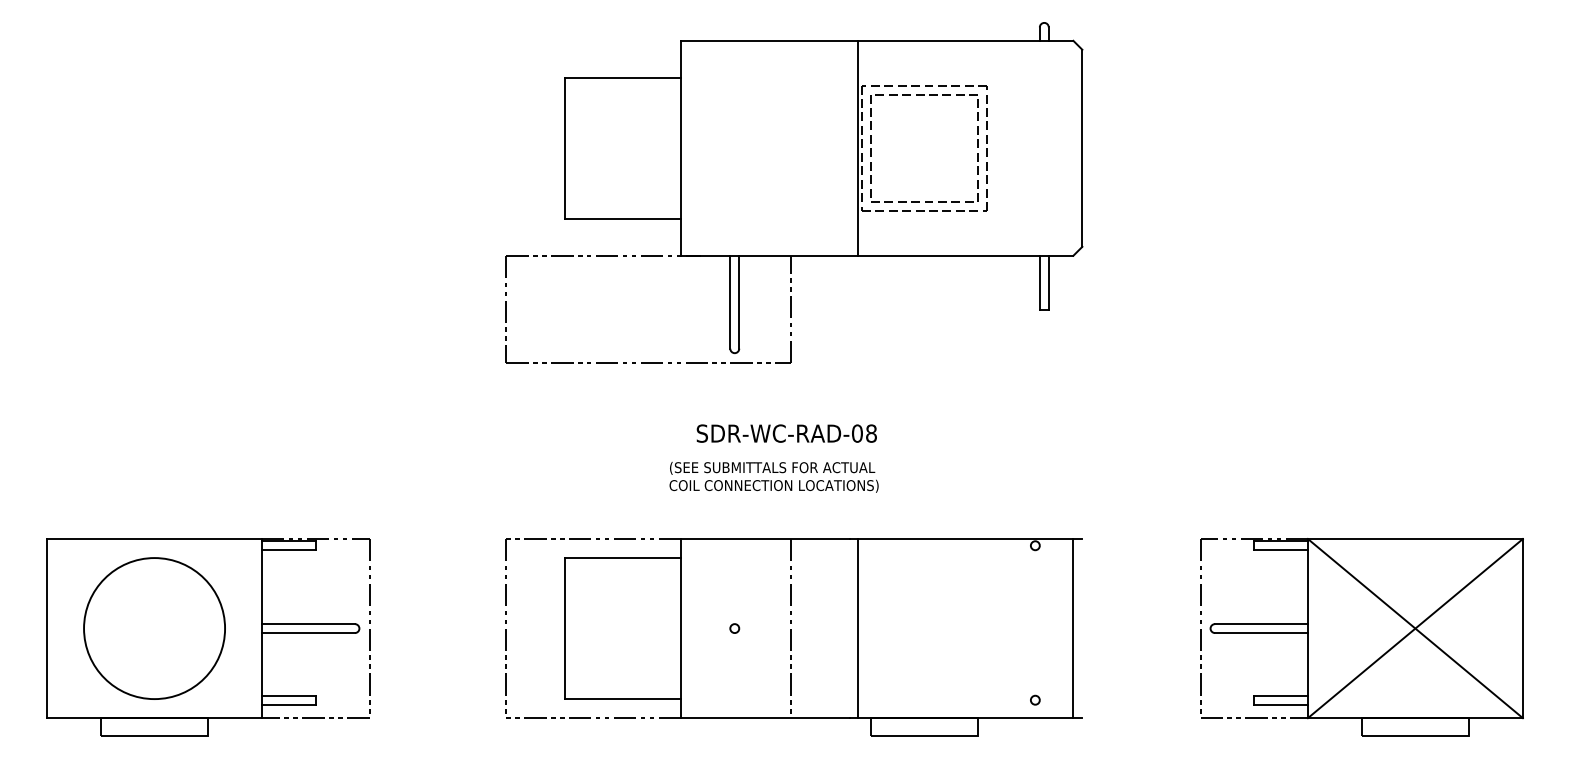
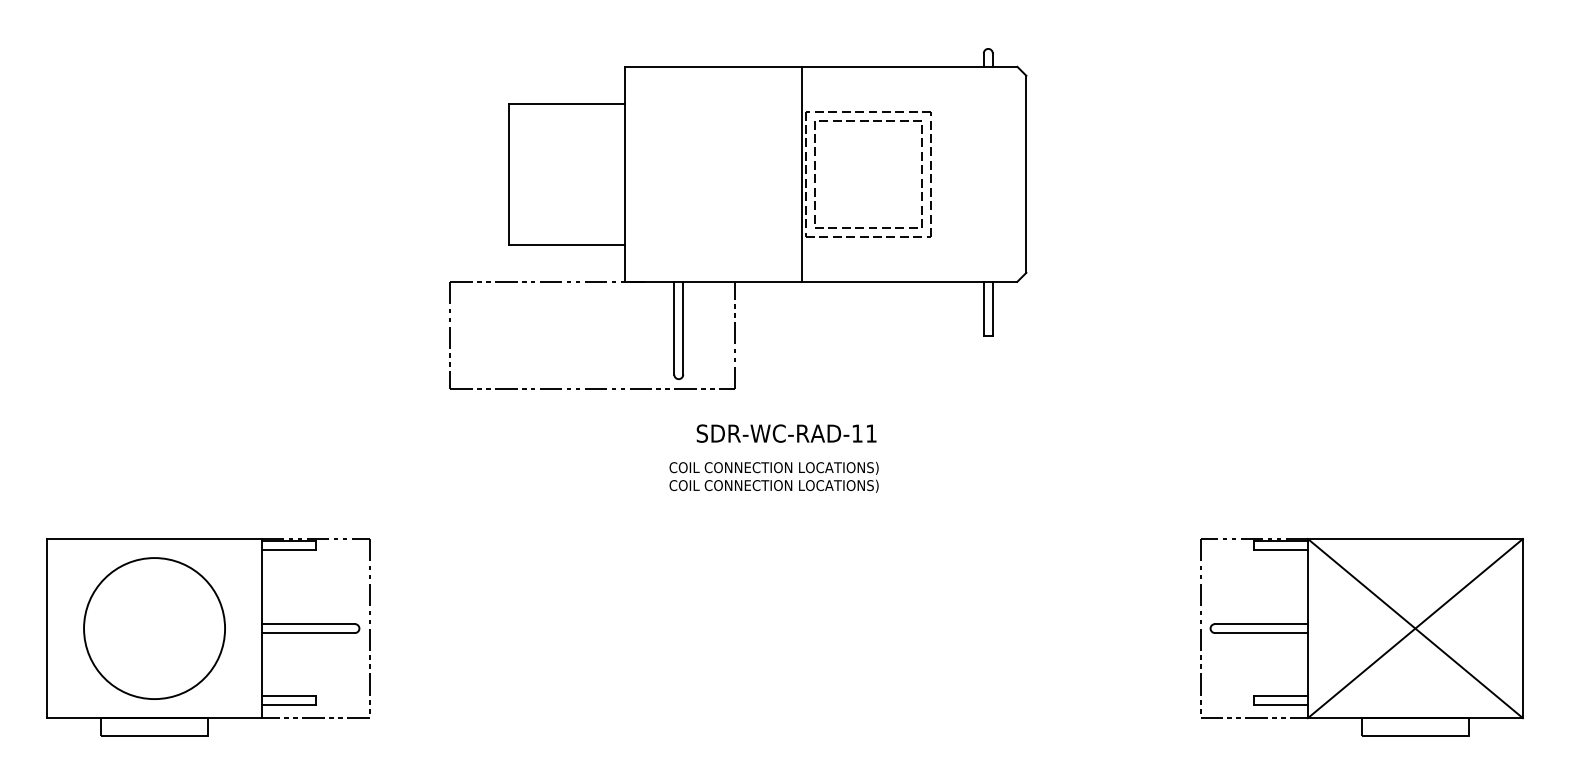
part position: (794, 192) -> (738, 218) (738, 218)
text: SDR-WC-RAD-08 -> SDR-WC-RAD-11 (864, 433)
text: (SEE SUBMITTALS FOR ACTUAL -> COIL CONNECTION LOCATIONS) (773, 467)
part: present -> none (793, 637)
